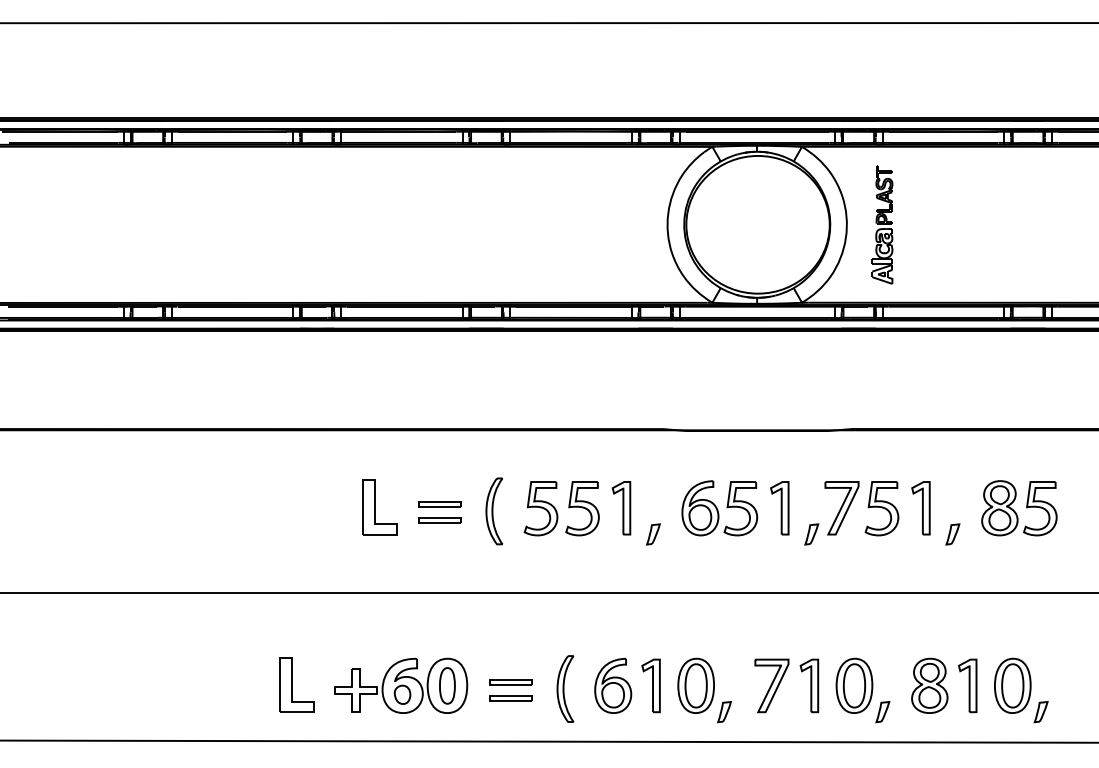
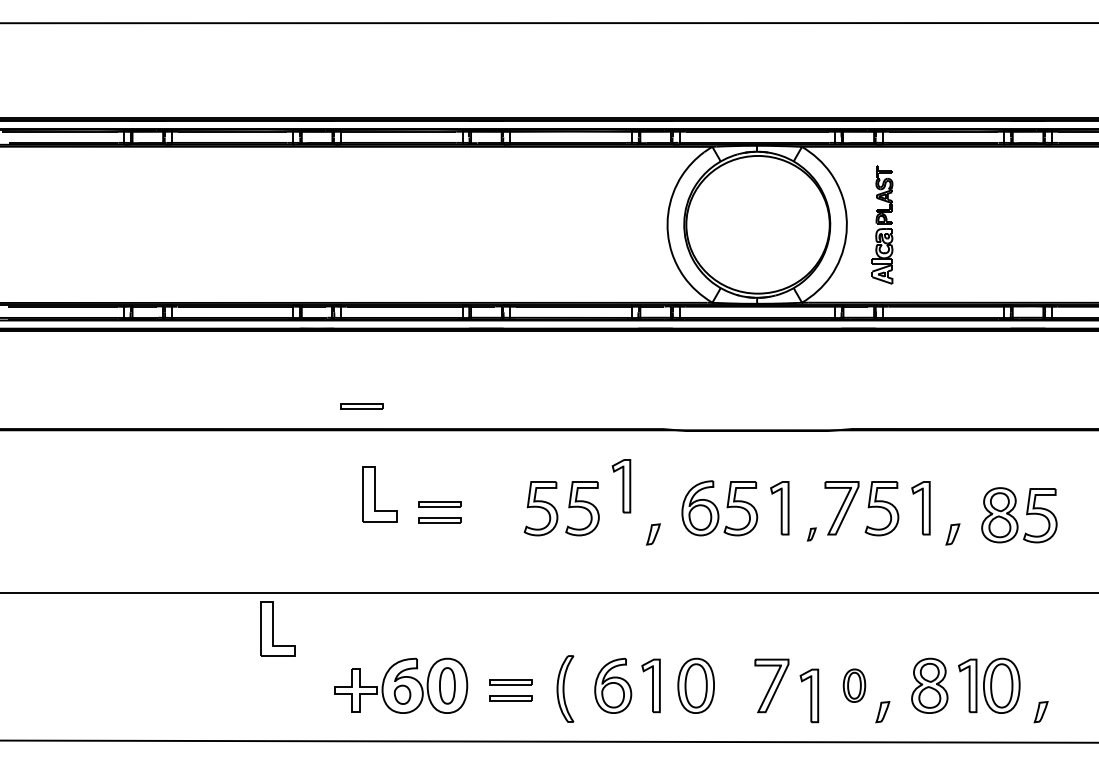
part: none -> present (361, 406)
part position: (379, 507) -> (379, 494) (379, 494)
part position: (621, 508) -> (621, 486) (621, 486)
part position: (1019, 508) -> (1019, 515) (1019, 515)
part: present -> none (494, 511)
part size: 16x23 px -> 11x15 px (811, 534)
part position: (296, 684) -> (277, 628) (277, 628)
part position: (809, 685) -> (809, 695) (809, 695)
part size: 39x57 px -> 25x35 px (854, 685)
part position: (1012, 685) -> (1001, 685) (1001, 685)
part: present -> none (724, 712)
